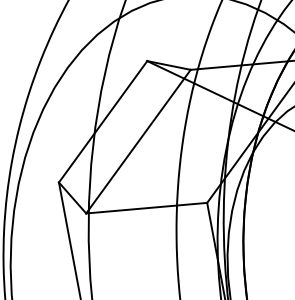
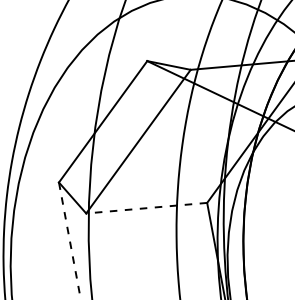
line: solid -> dashed (146, 208)
line: solid -> dashed (69, 241)
